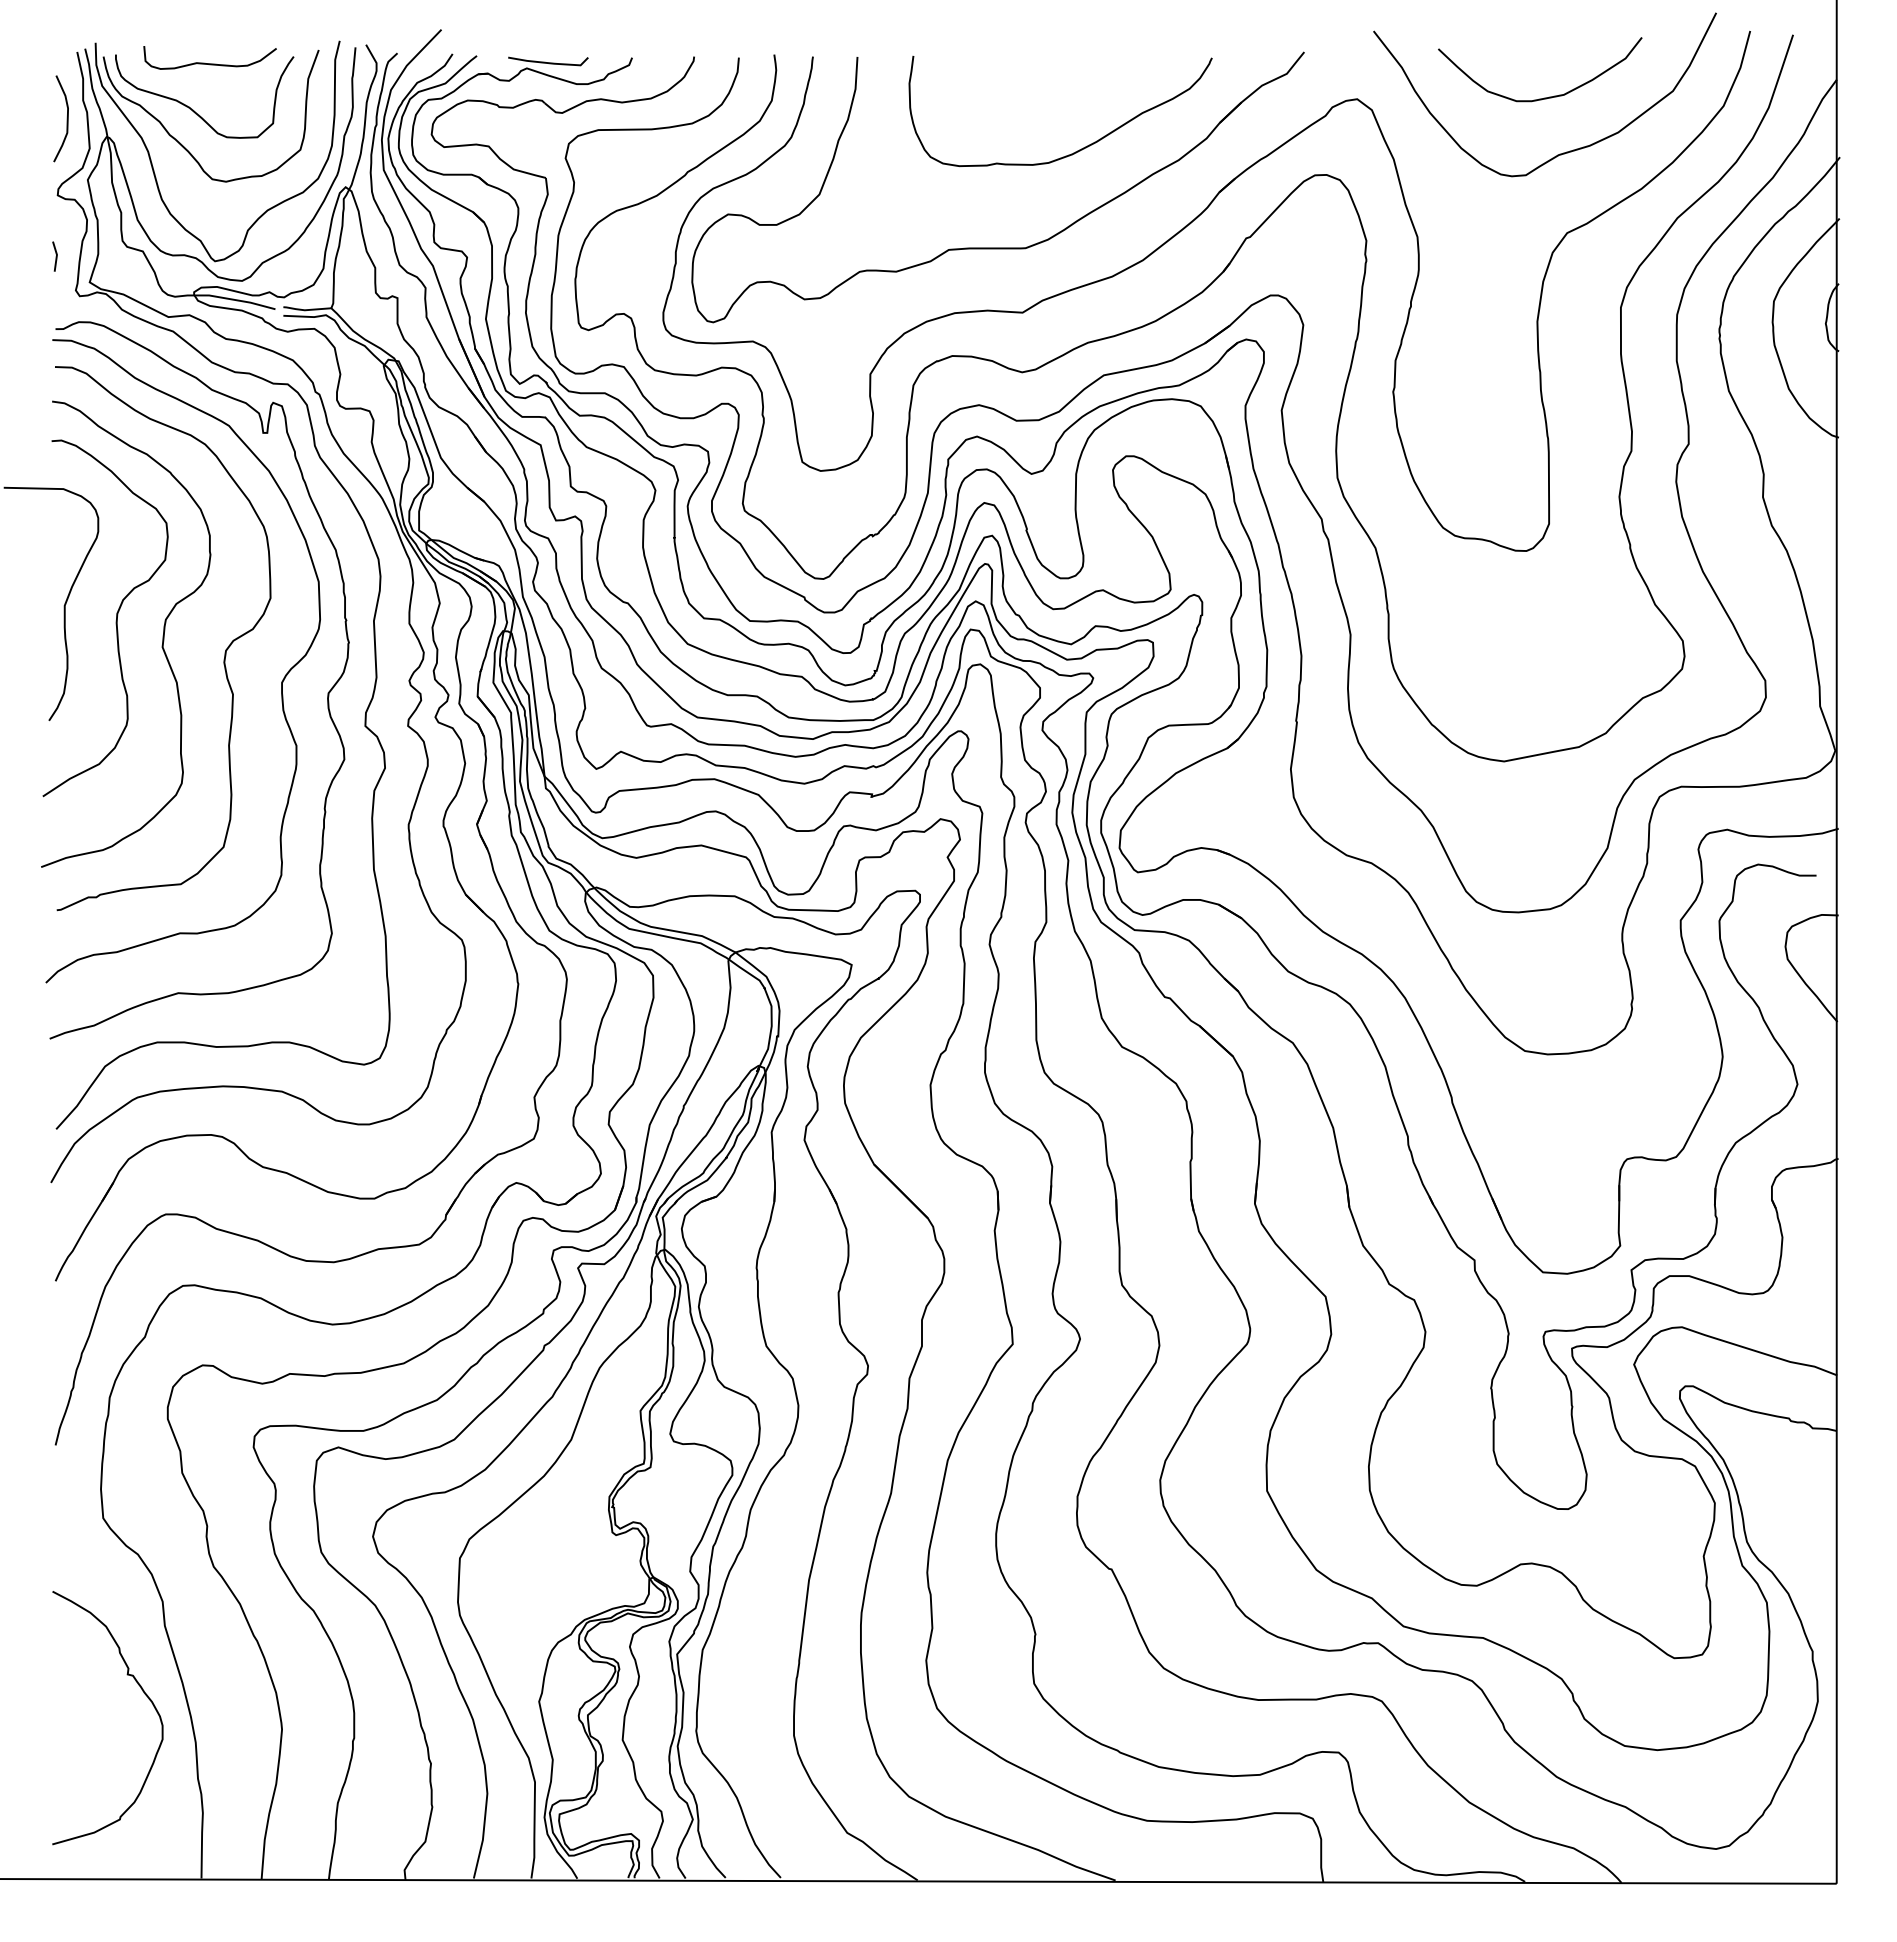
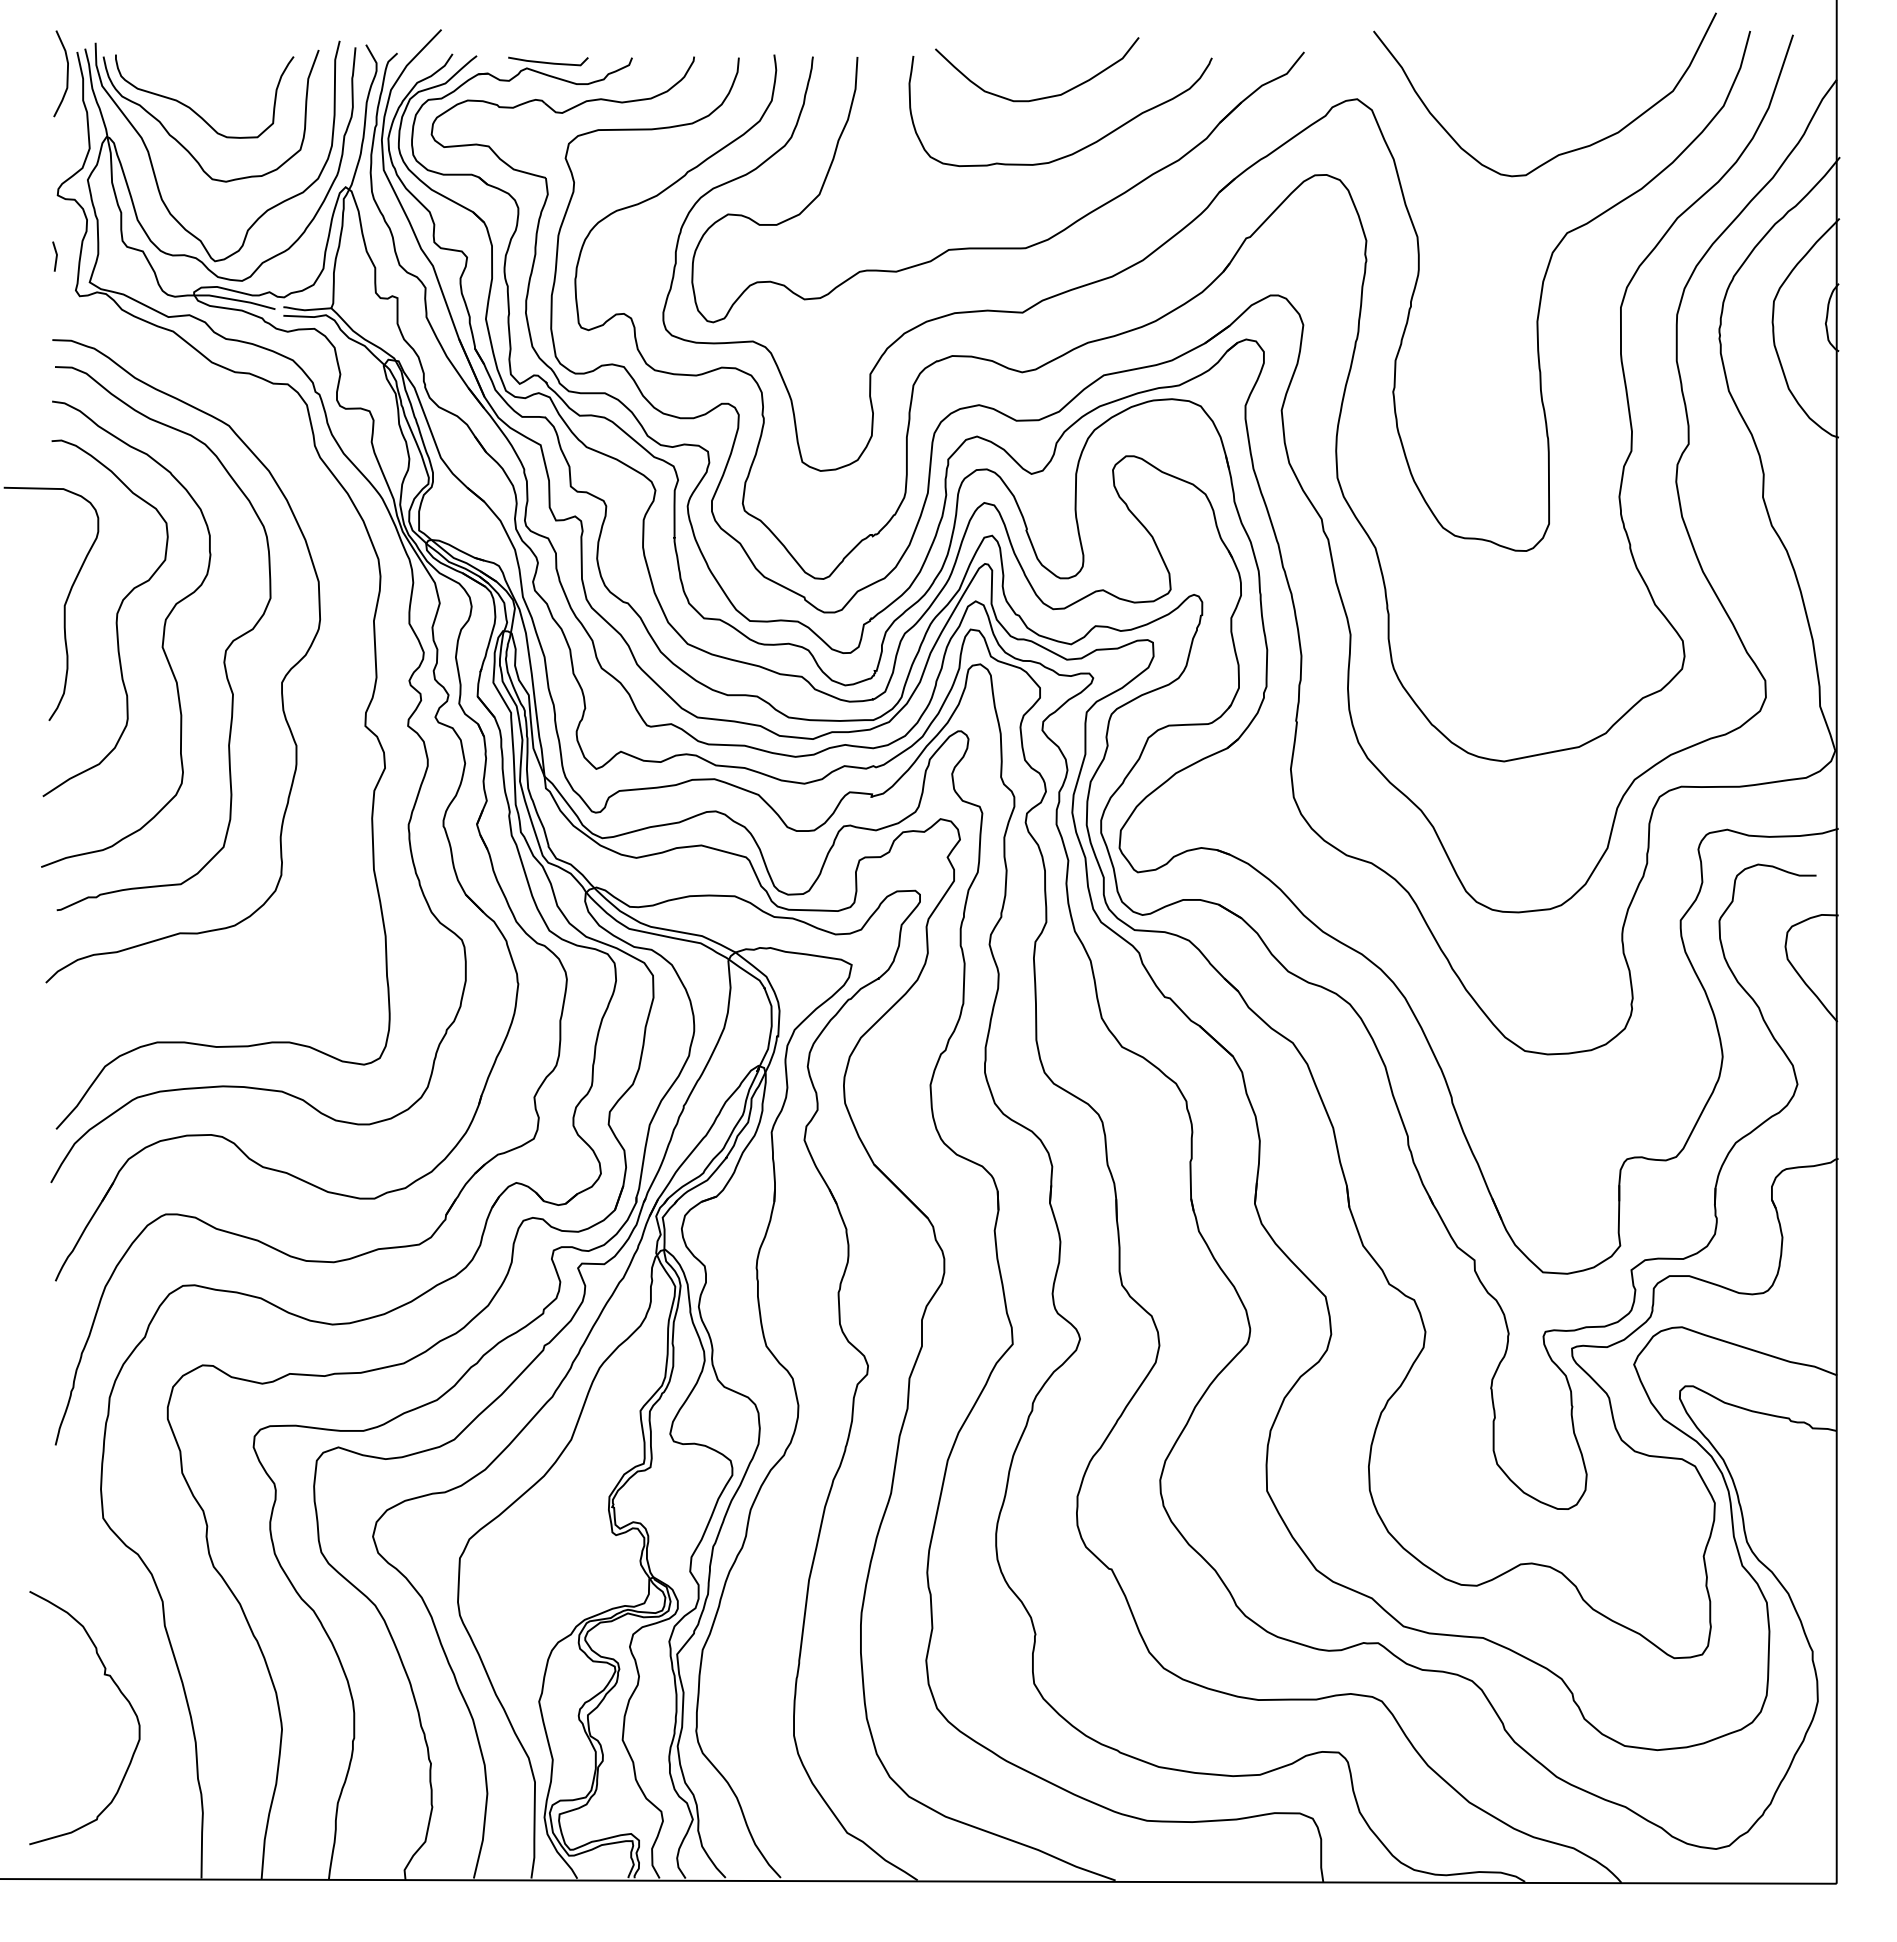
curve: present -> none (209, 63)
curve position: (1544, 97) -> (1041, 97) (1041, 97)
curve position: (66, 118) -> (66, 73) (66, 73)
curve: present -> none (327, 693)
curve position: (144, 1694) -> (121, 1694) (121, 1694)
